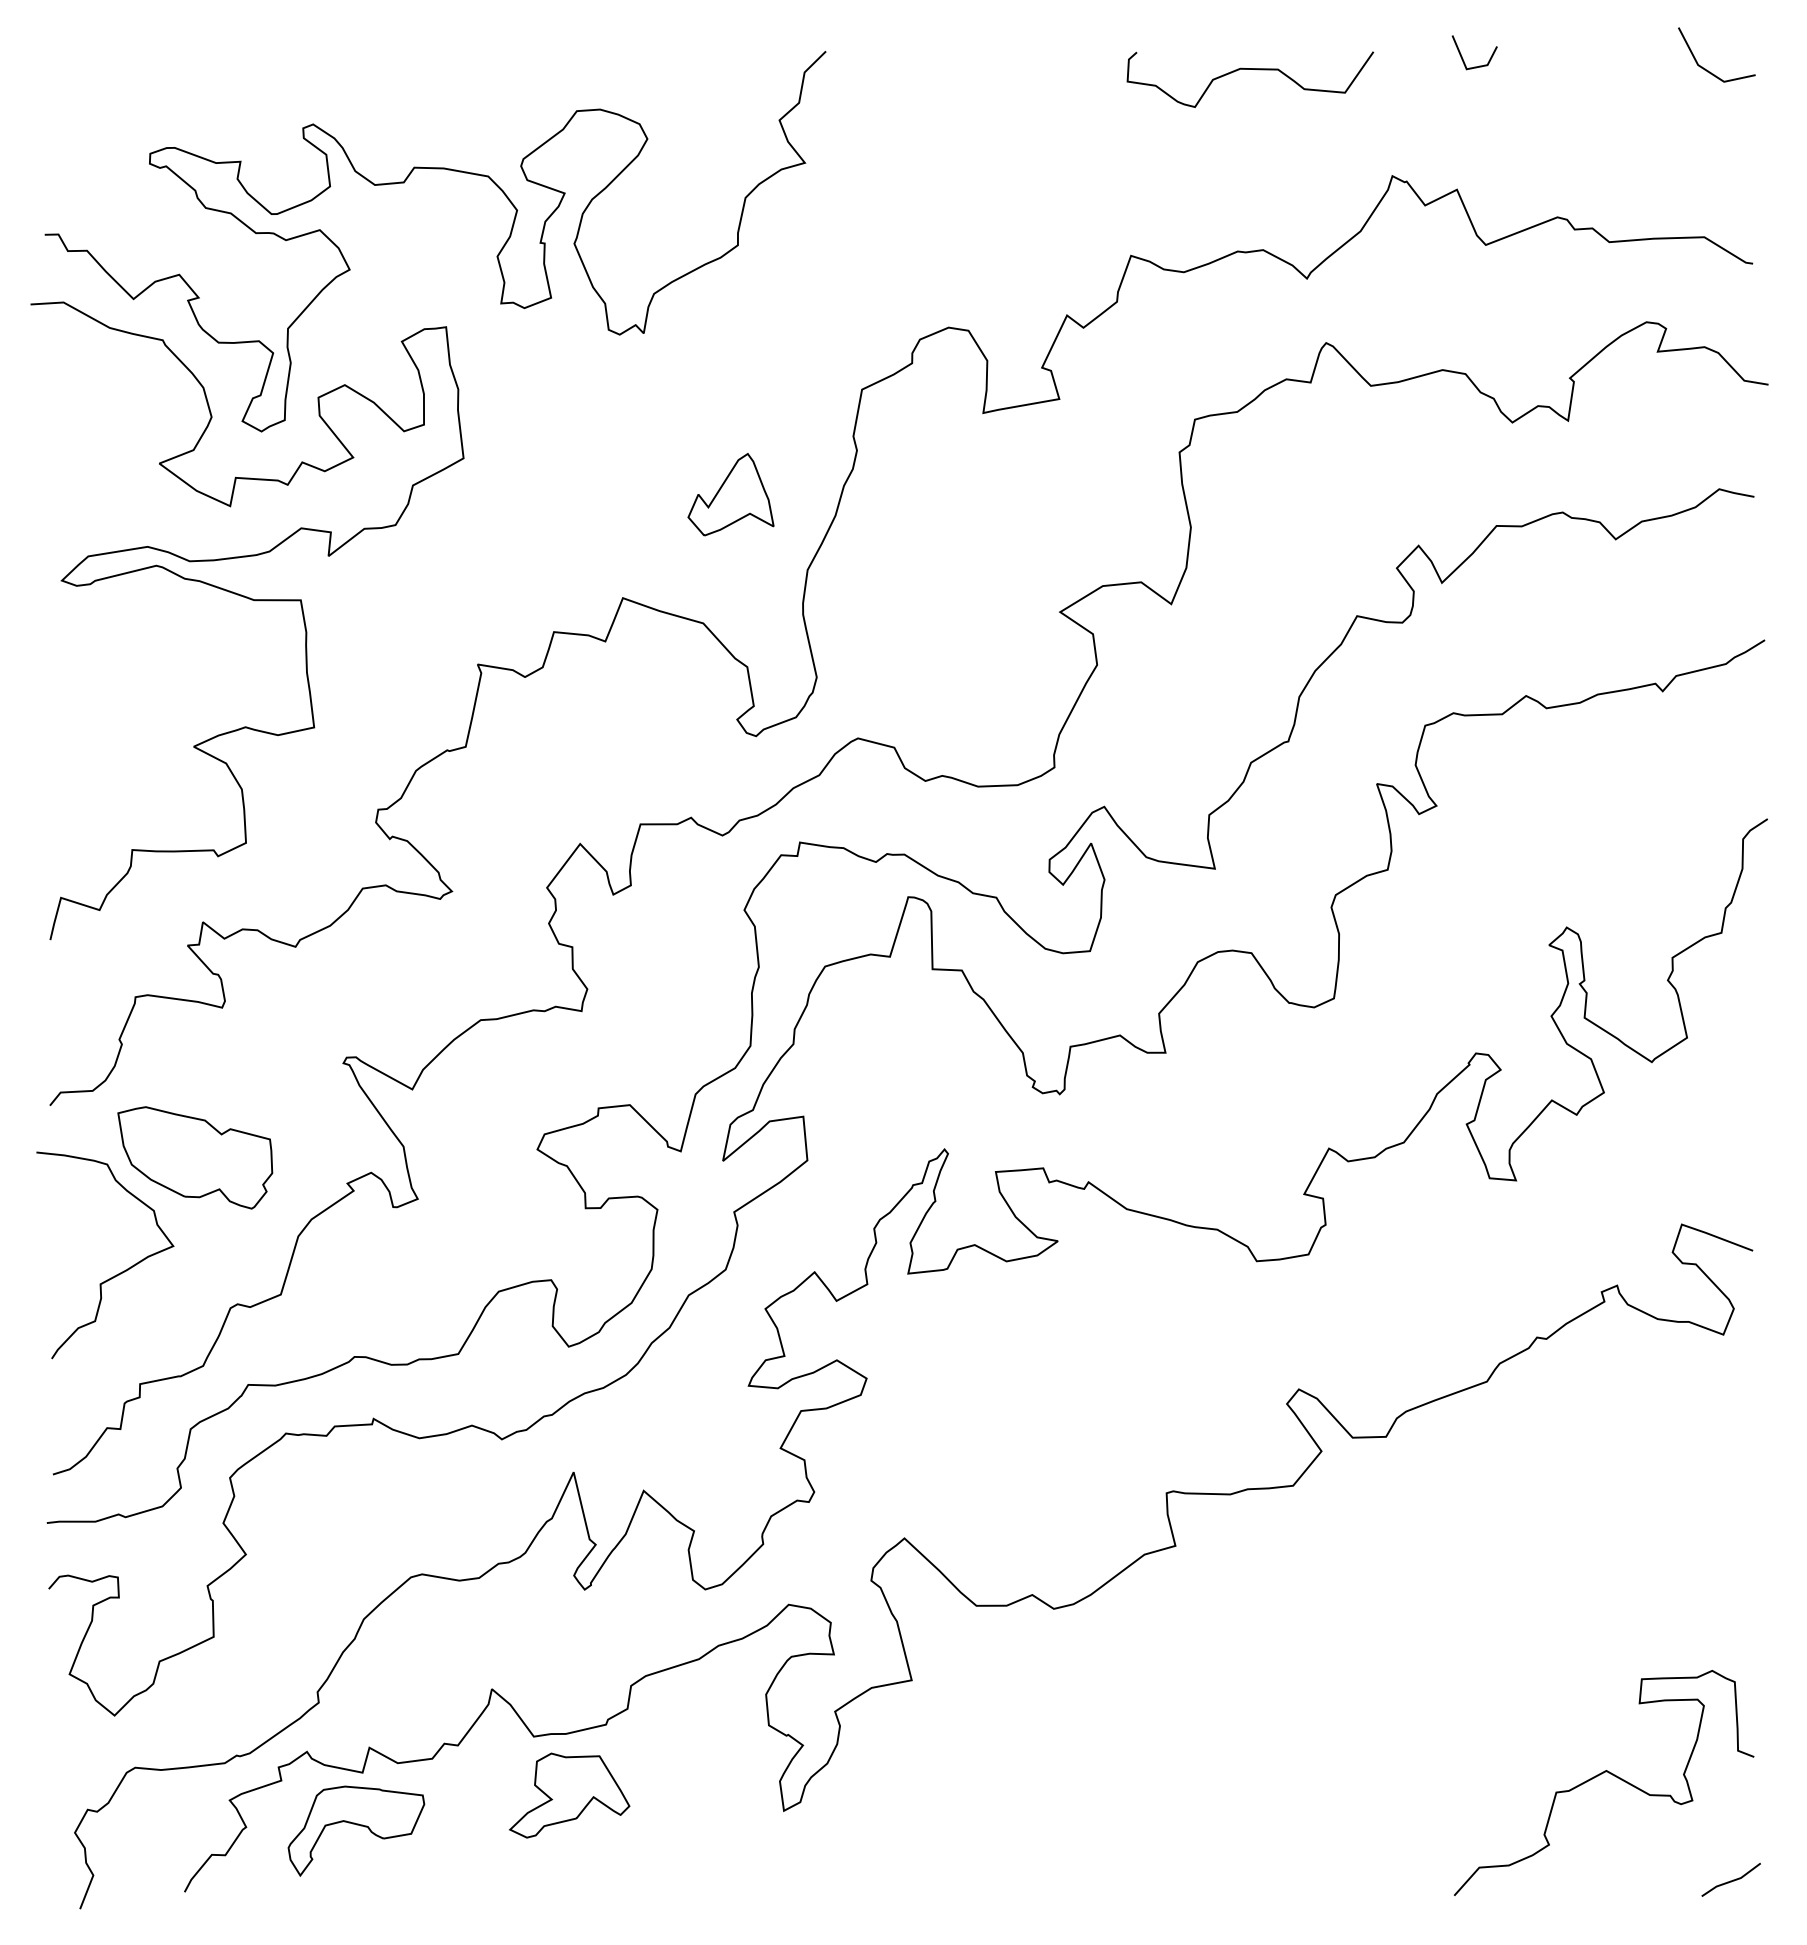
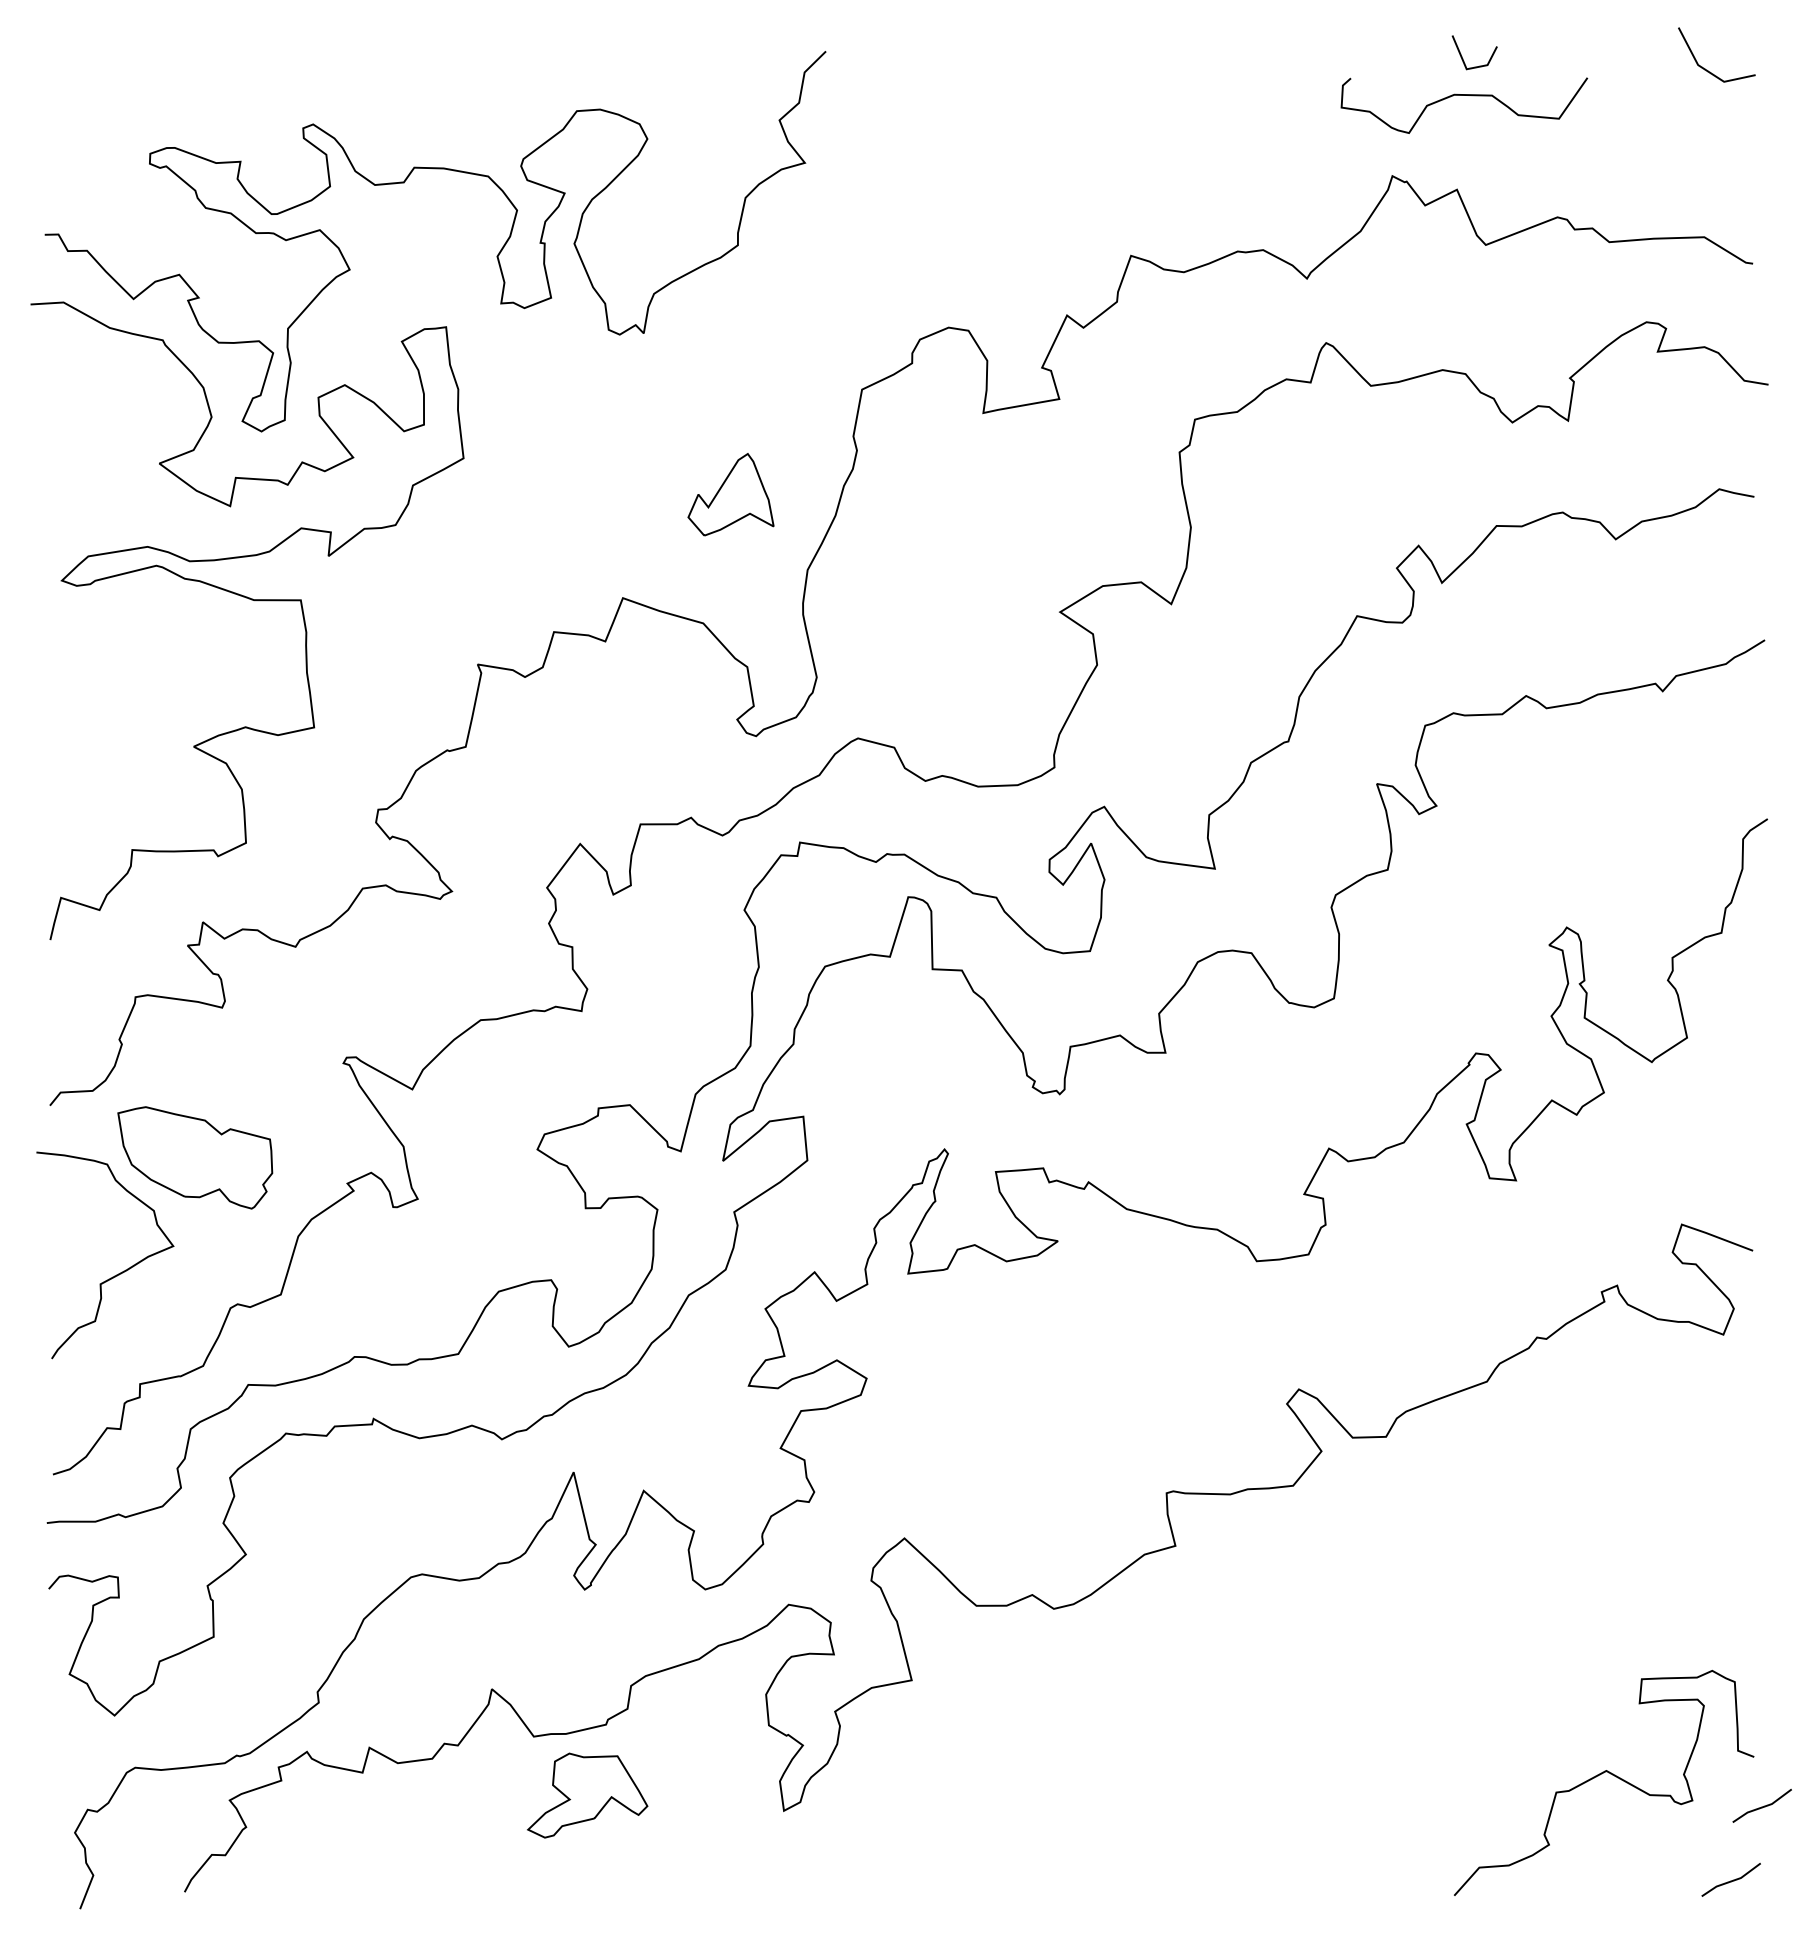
curve position: (1250, 69) -> (1464, 95) (1464, 95)
part position: (569, 1795) -> (587, 1795) (587, 1795)
line: none -> present (1761, 1806)
part: present -> none (356, 1830)
